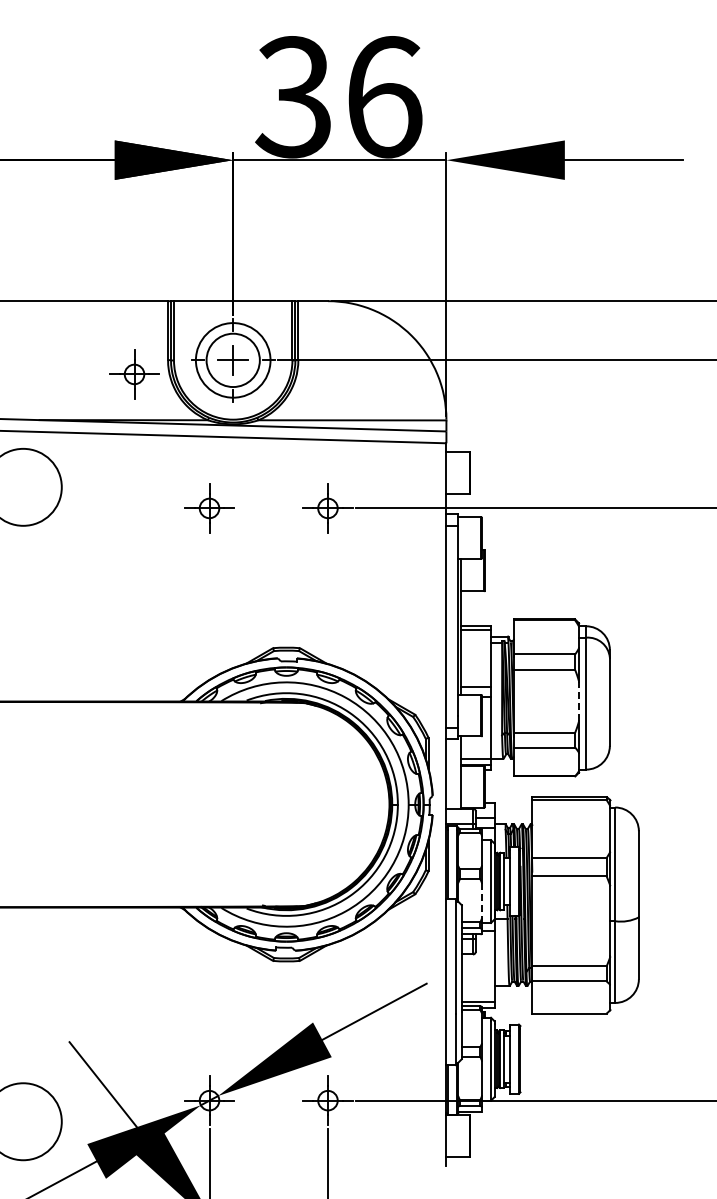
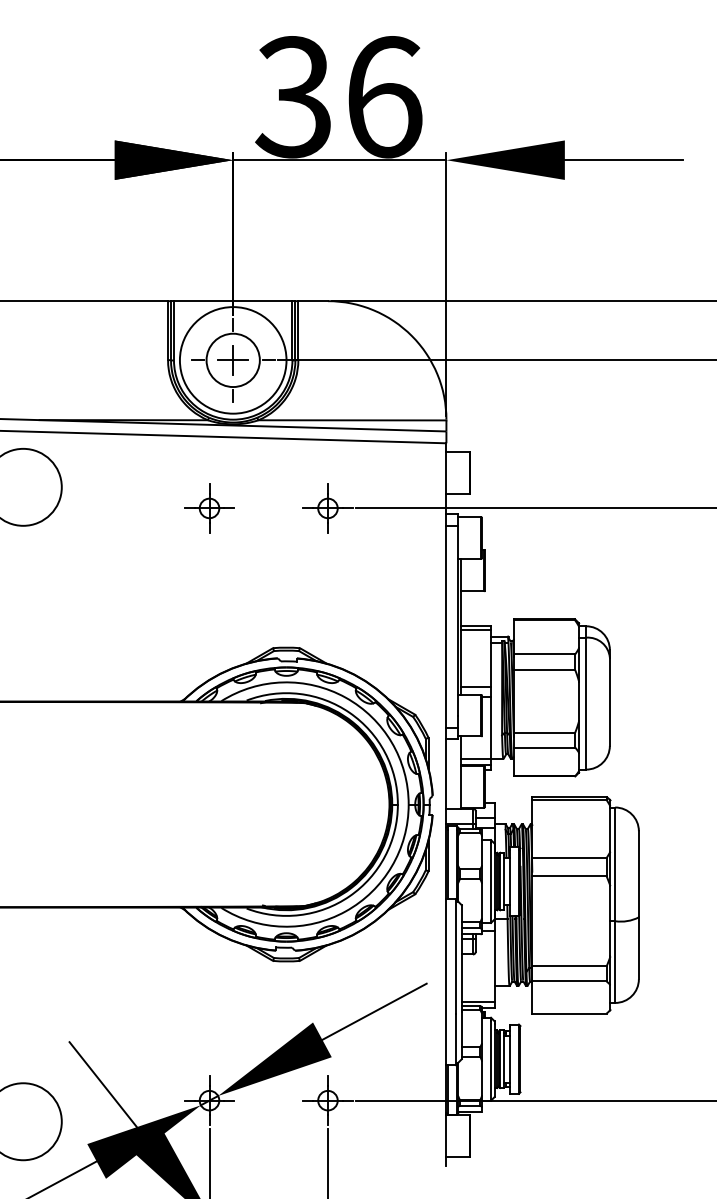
circle diameter: 75 px -> 107 px (232, 360)
part: present -> none (134, 374)
line: dashed -> solid (579, 701)
line: dashed -> solid (481, 900)
